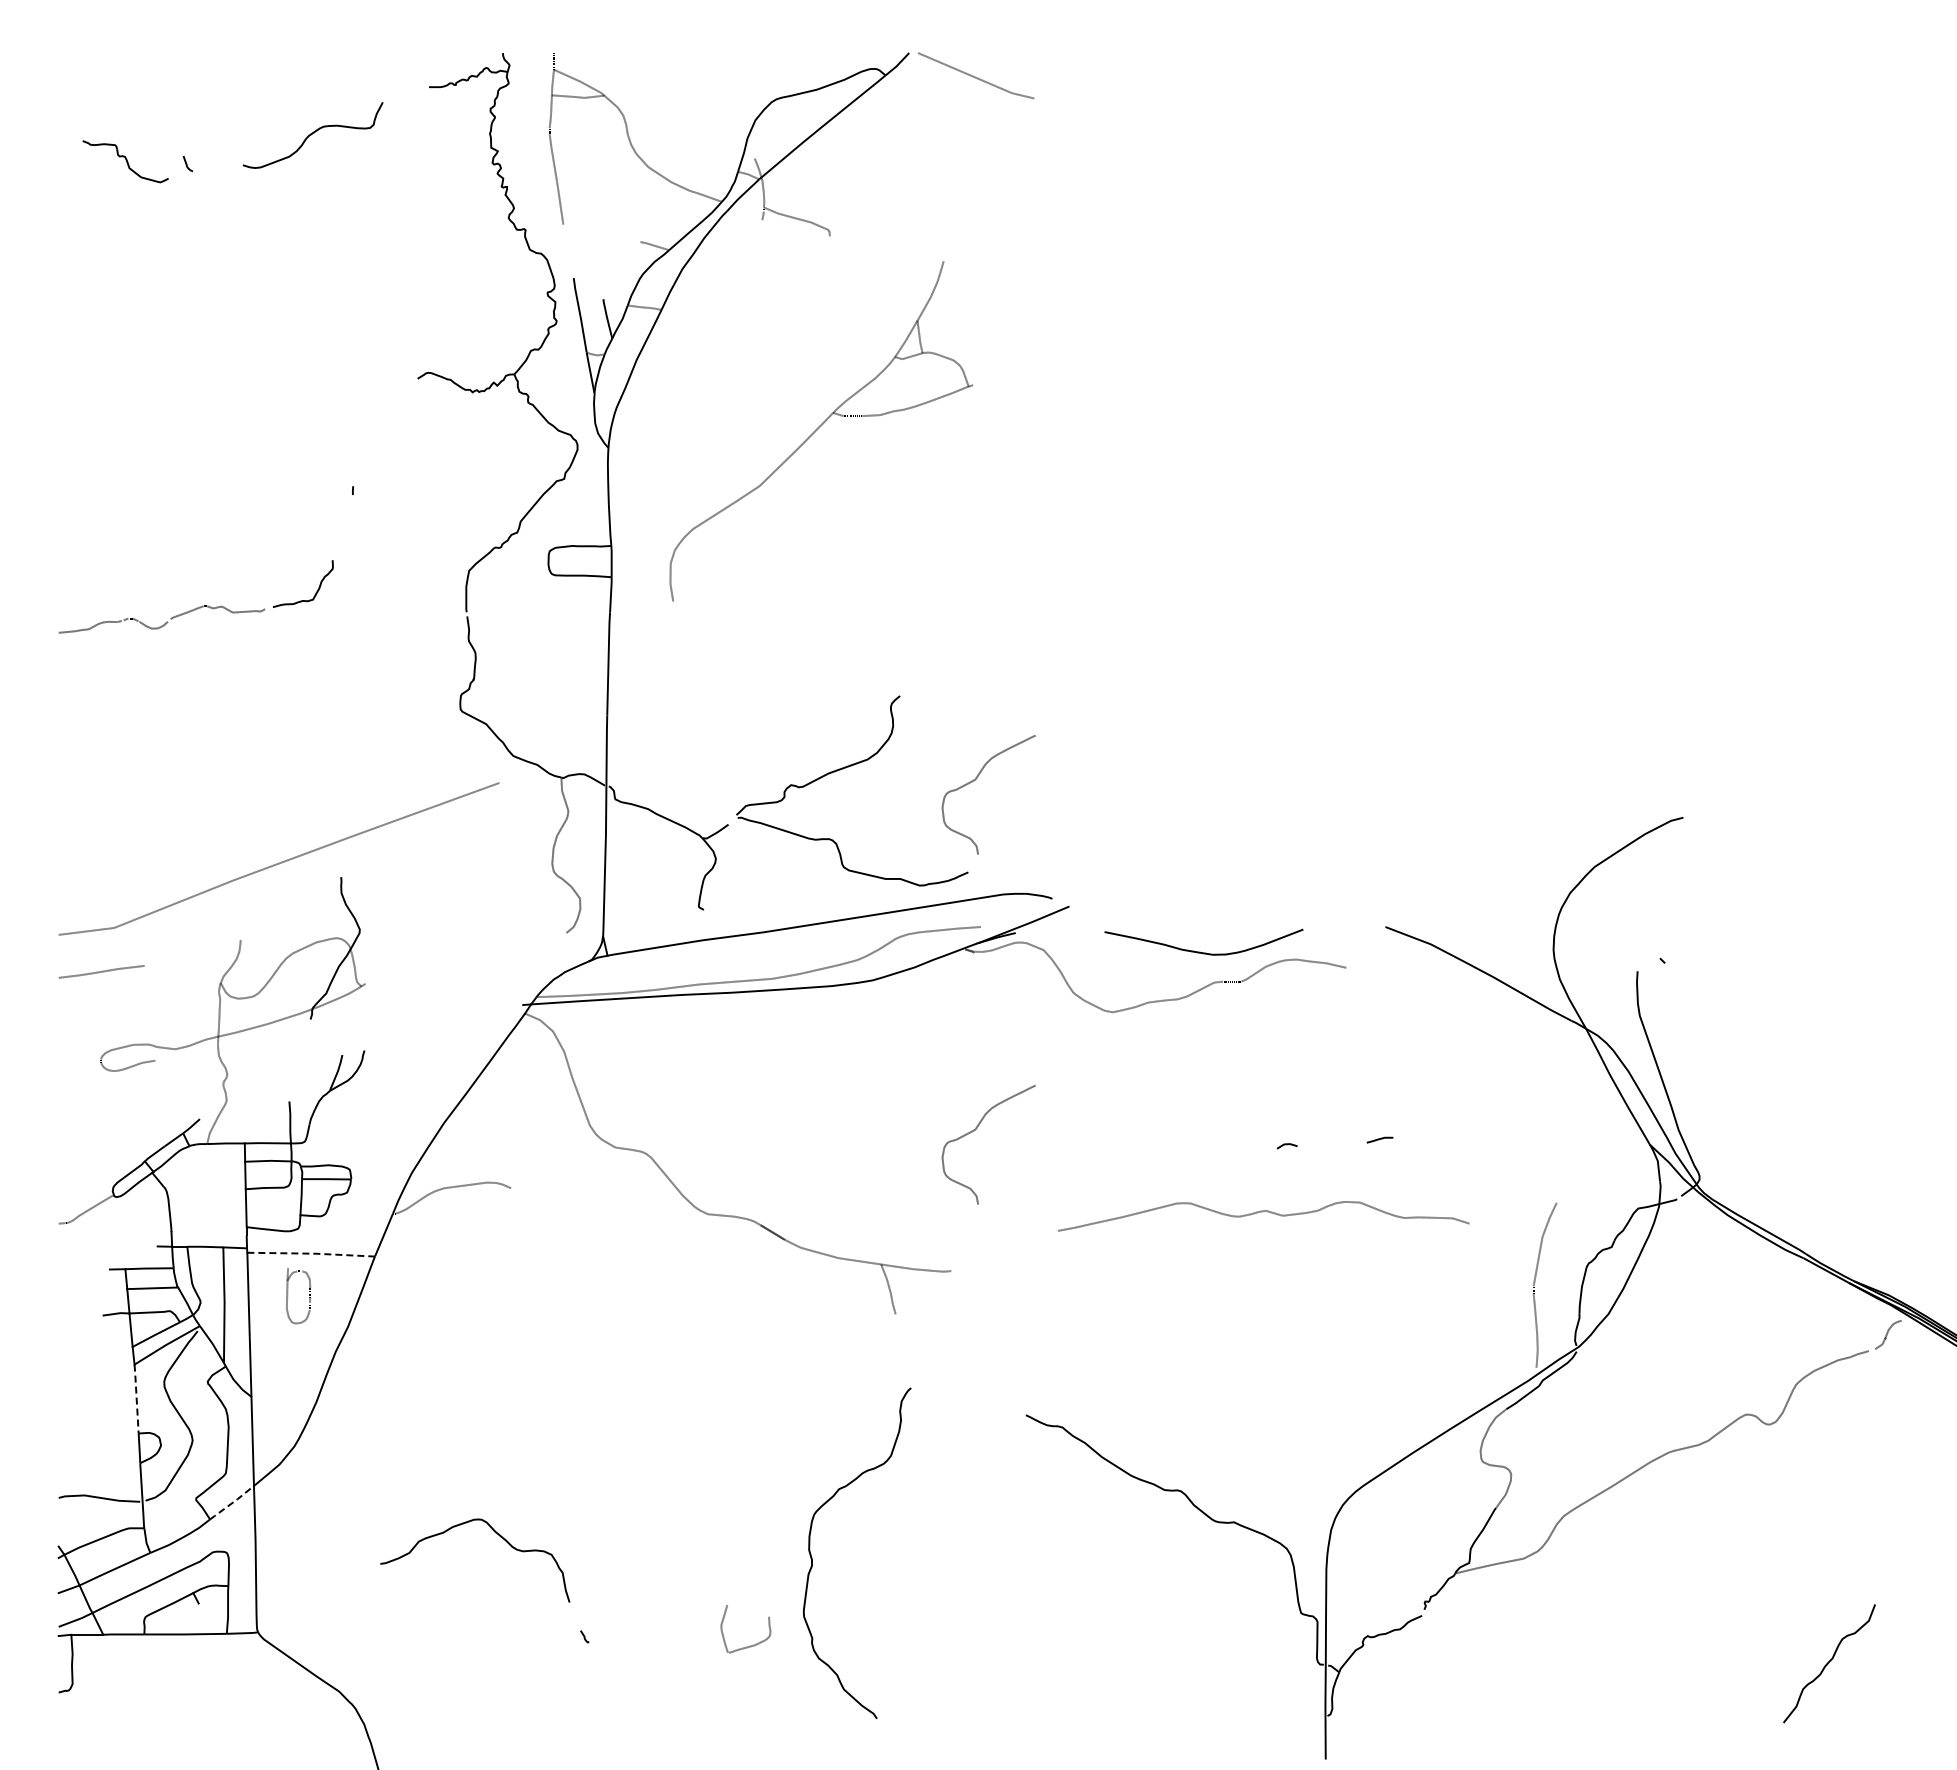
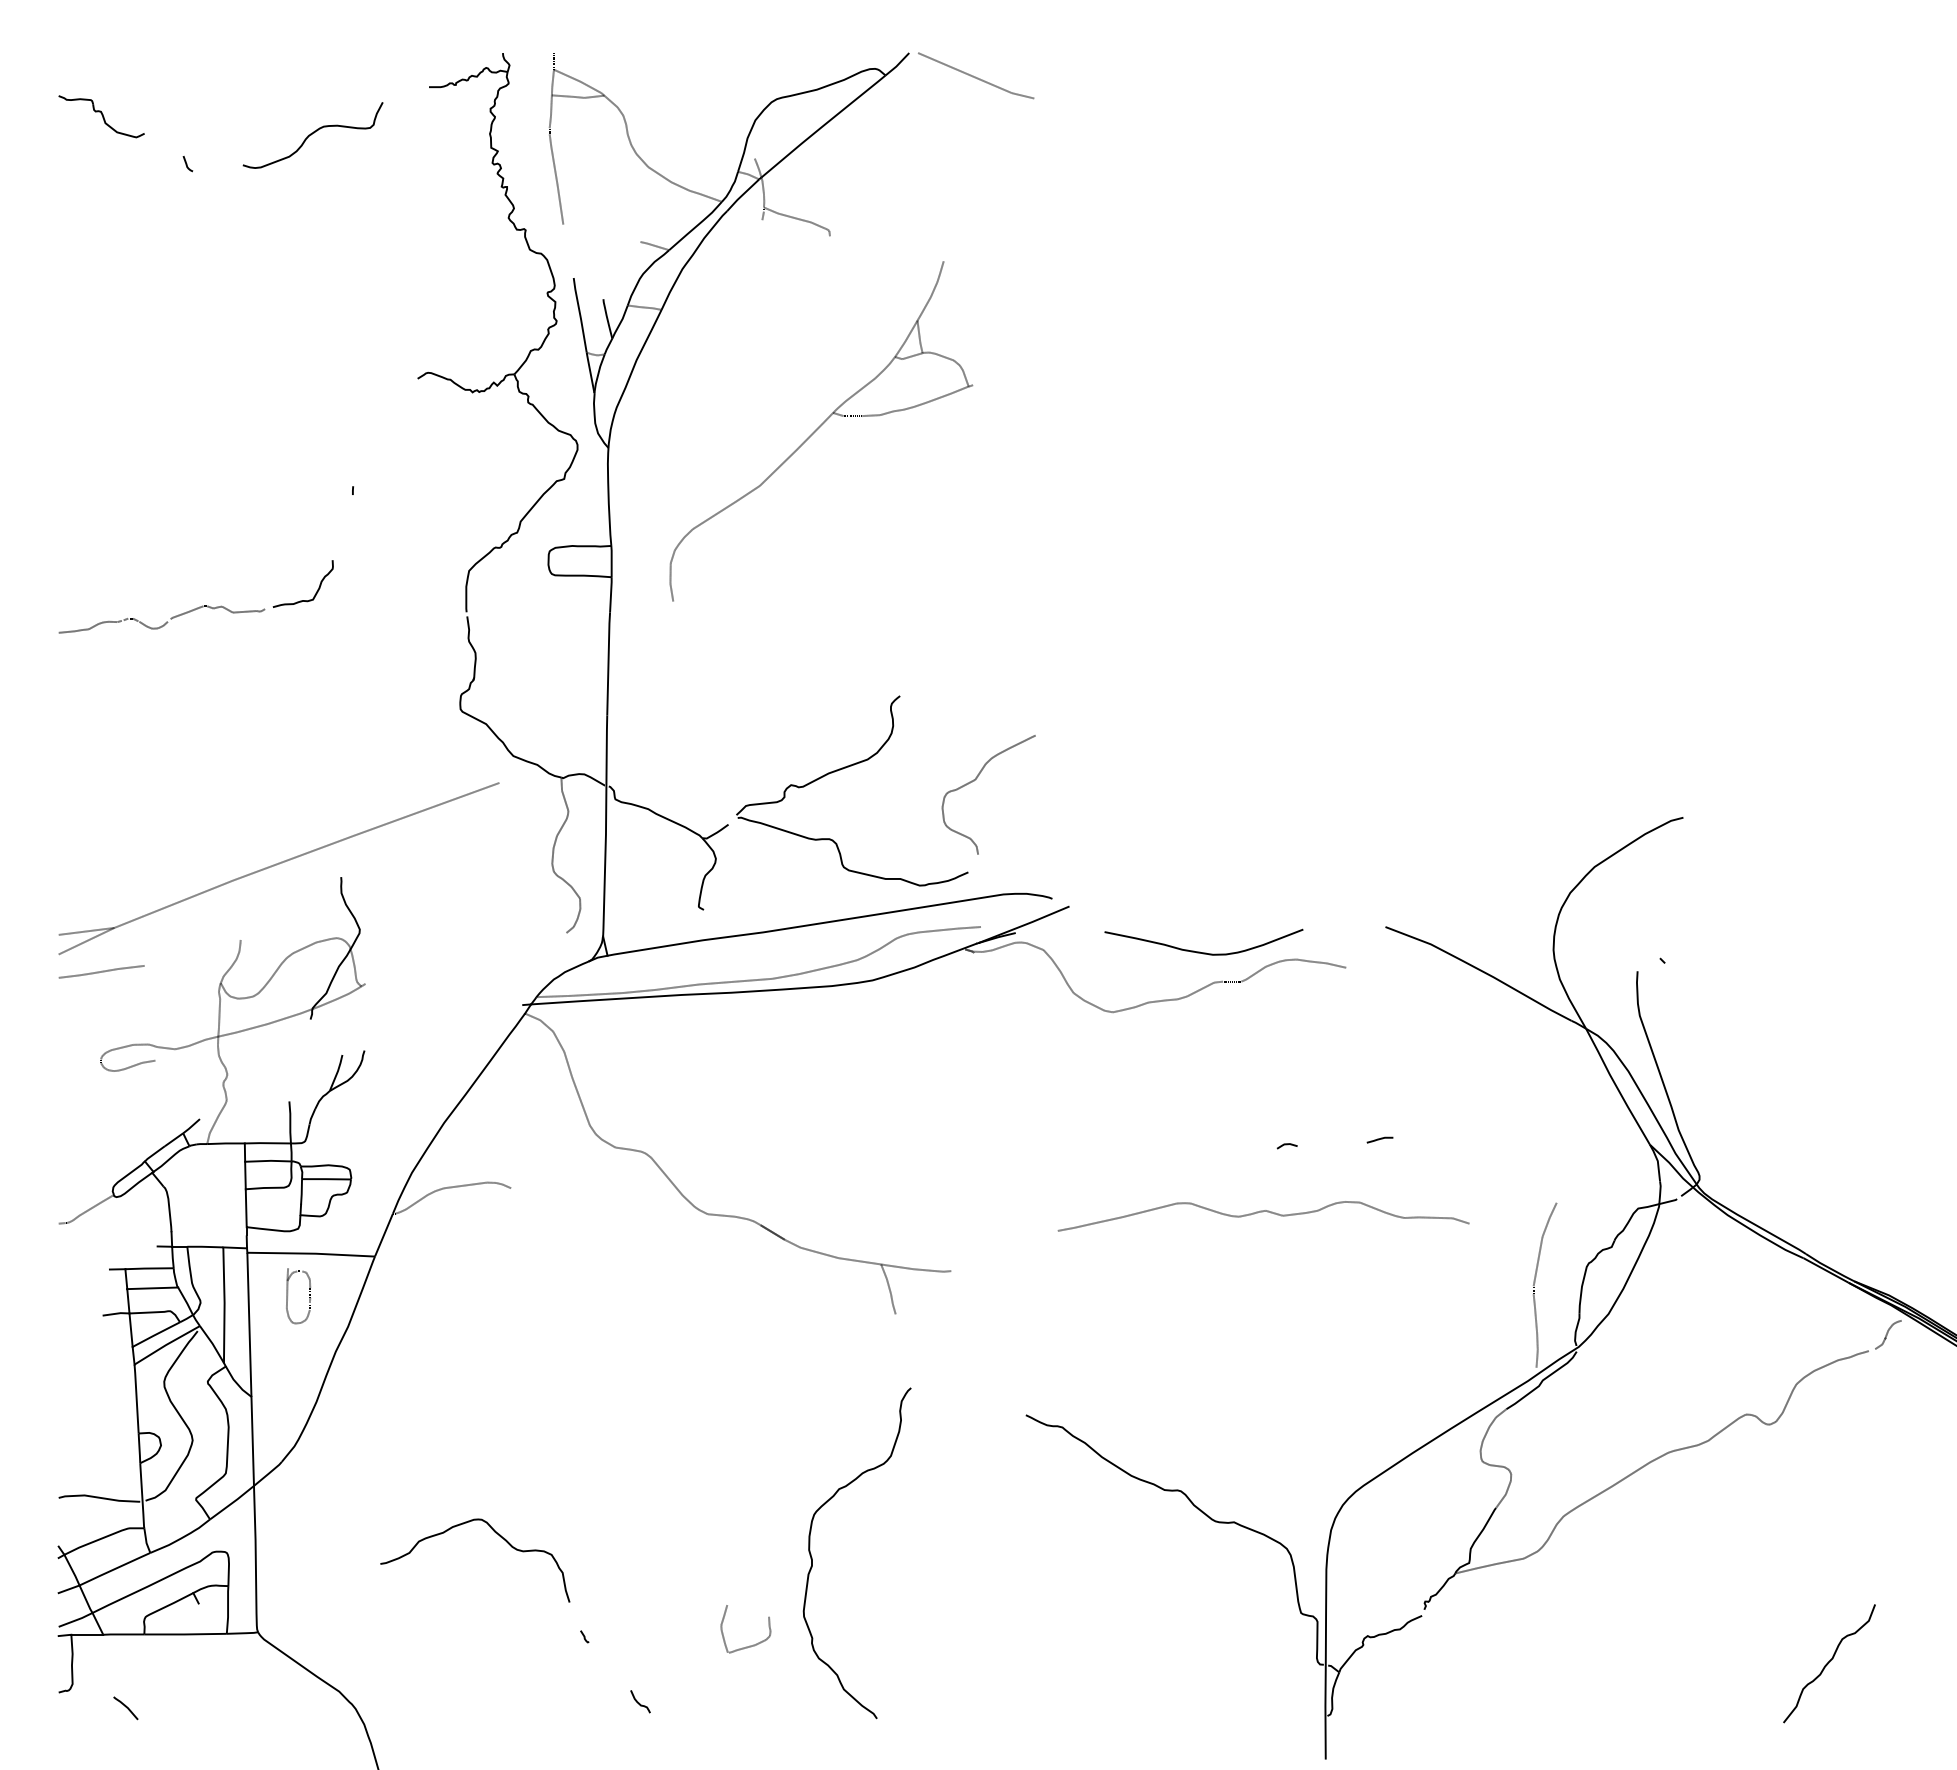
part position: (125, 161) -> (101, 116) (101, 116)
line: none -> present (86, 940)
curve: present -> none (975, 1130)
line: dashed -> solid (311, 1253)
line: dashed -> solid (136, 1398)
line: dashed -> solid (232, 1502)
curve: none -> present (639, 1702)
line: none -> present (125, 1707)
